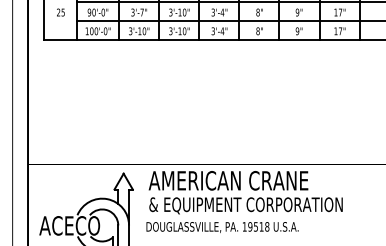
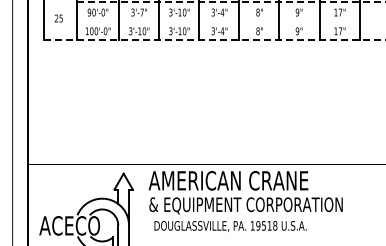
line: solid -> dashed (231, 2)
text position: (60, 12) -> (58, 18) (58, 18)
line: present -> none (229, 20)
line: solid -> dashed (215, 39)
text position: (222, 227) -> (230, 226) (230, 226)
